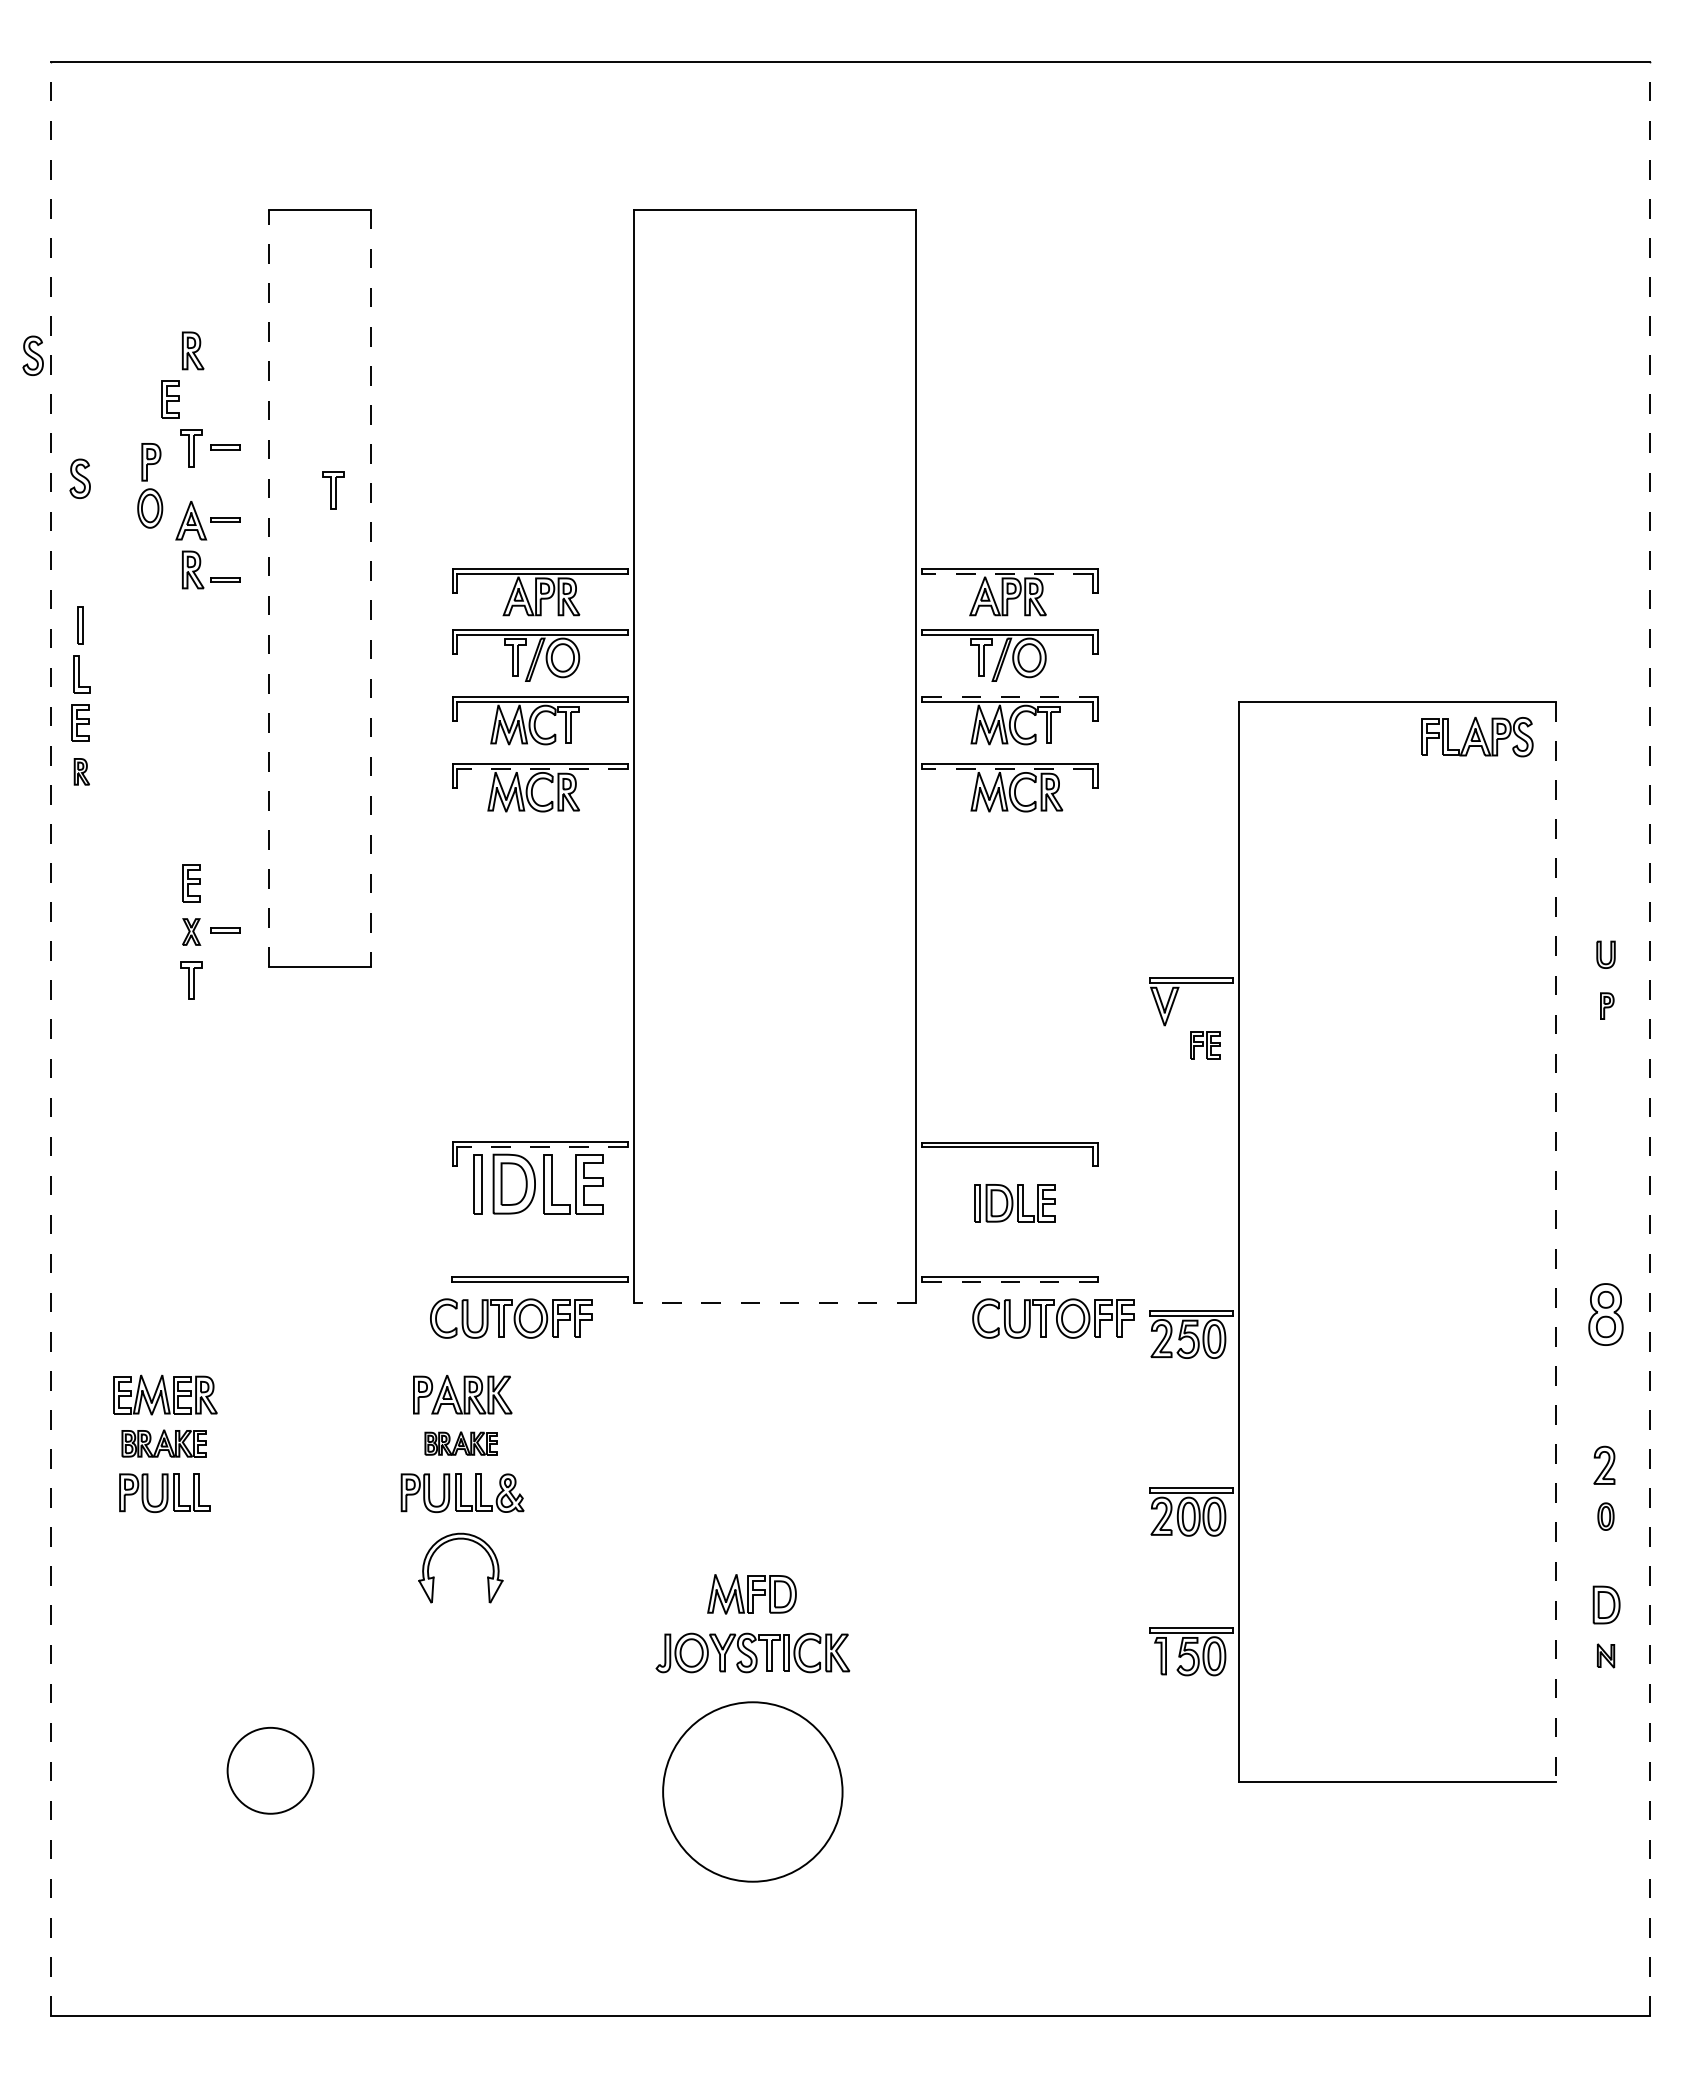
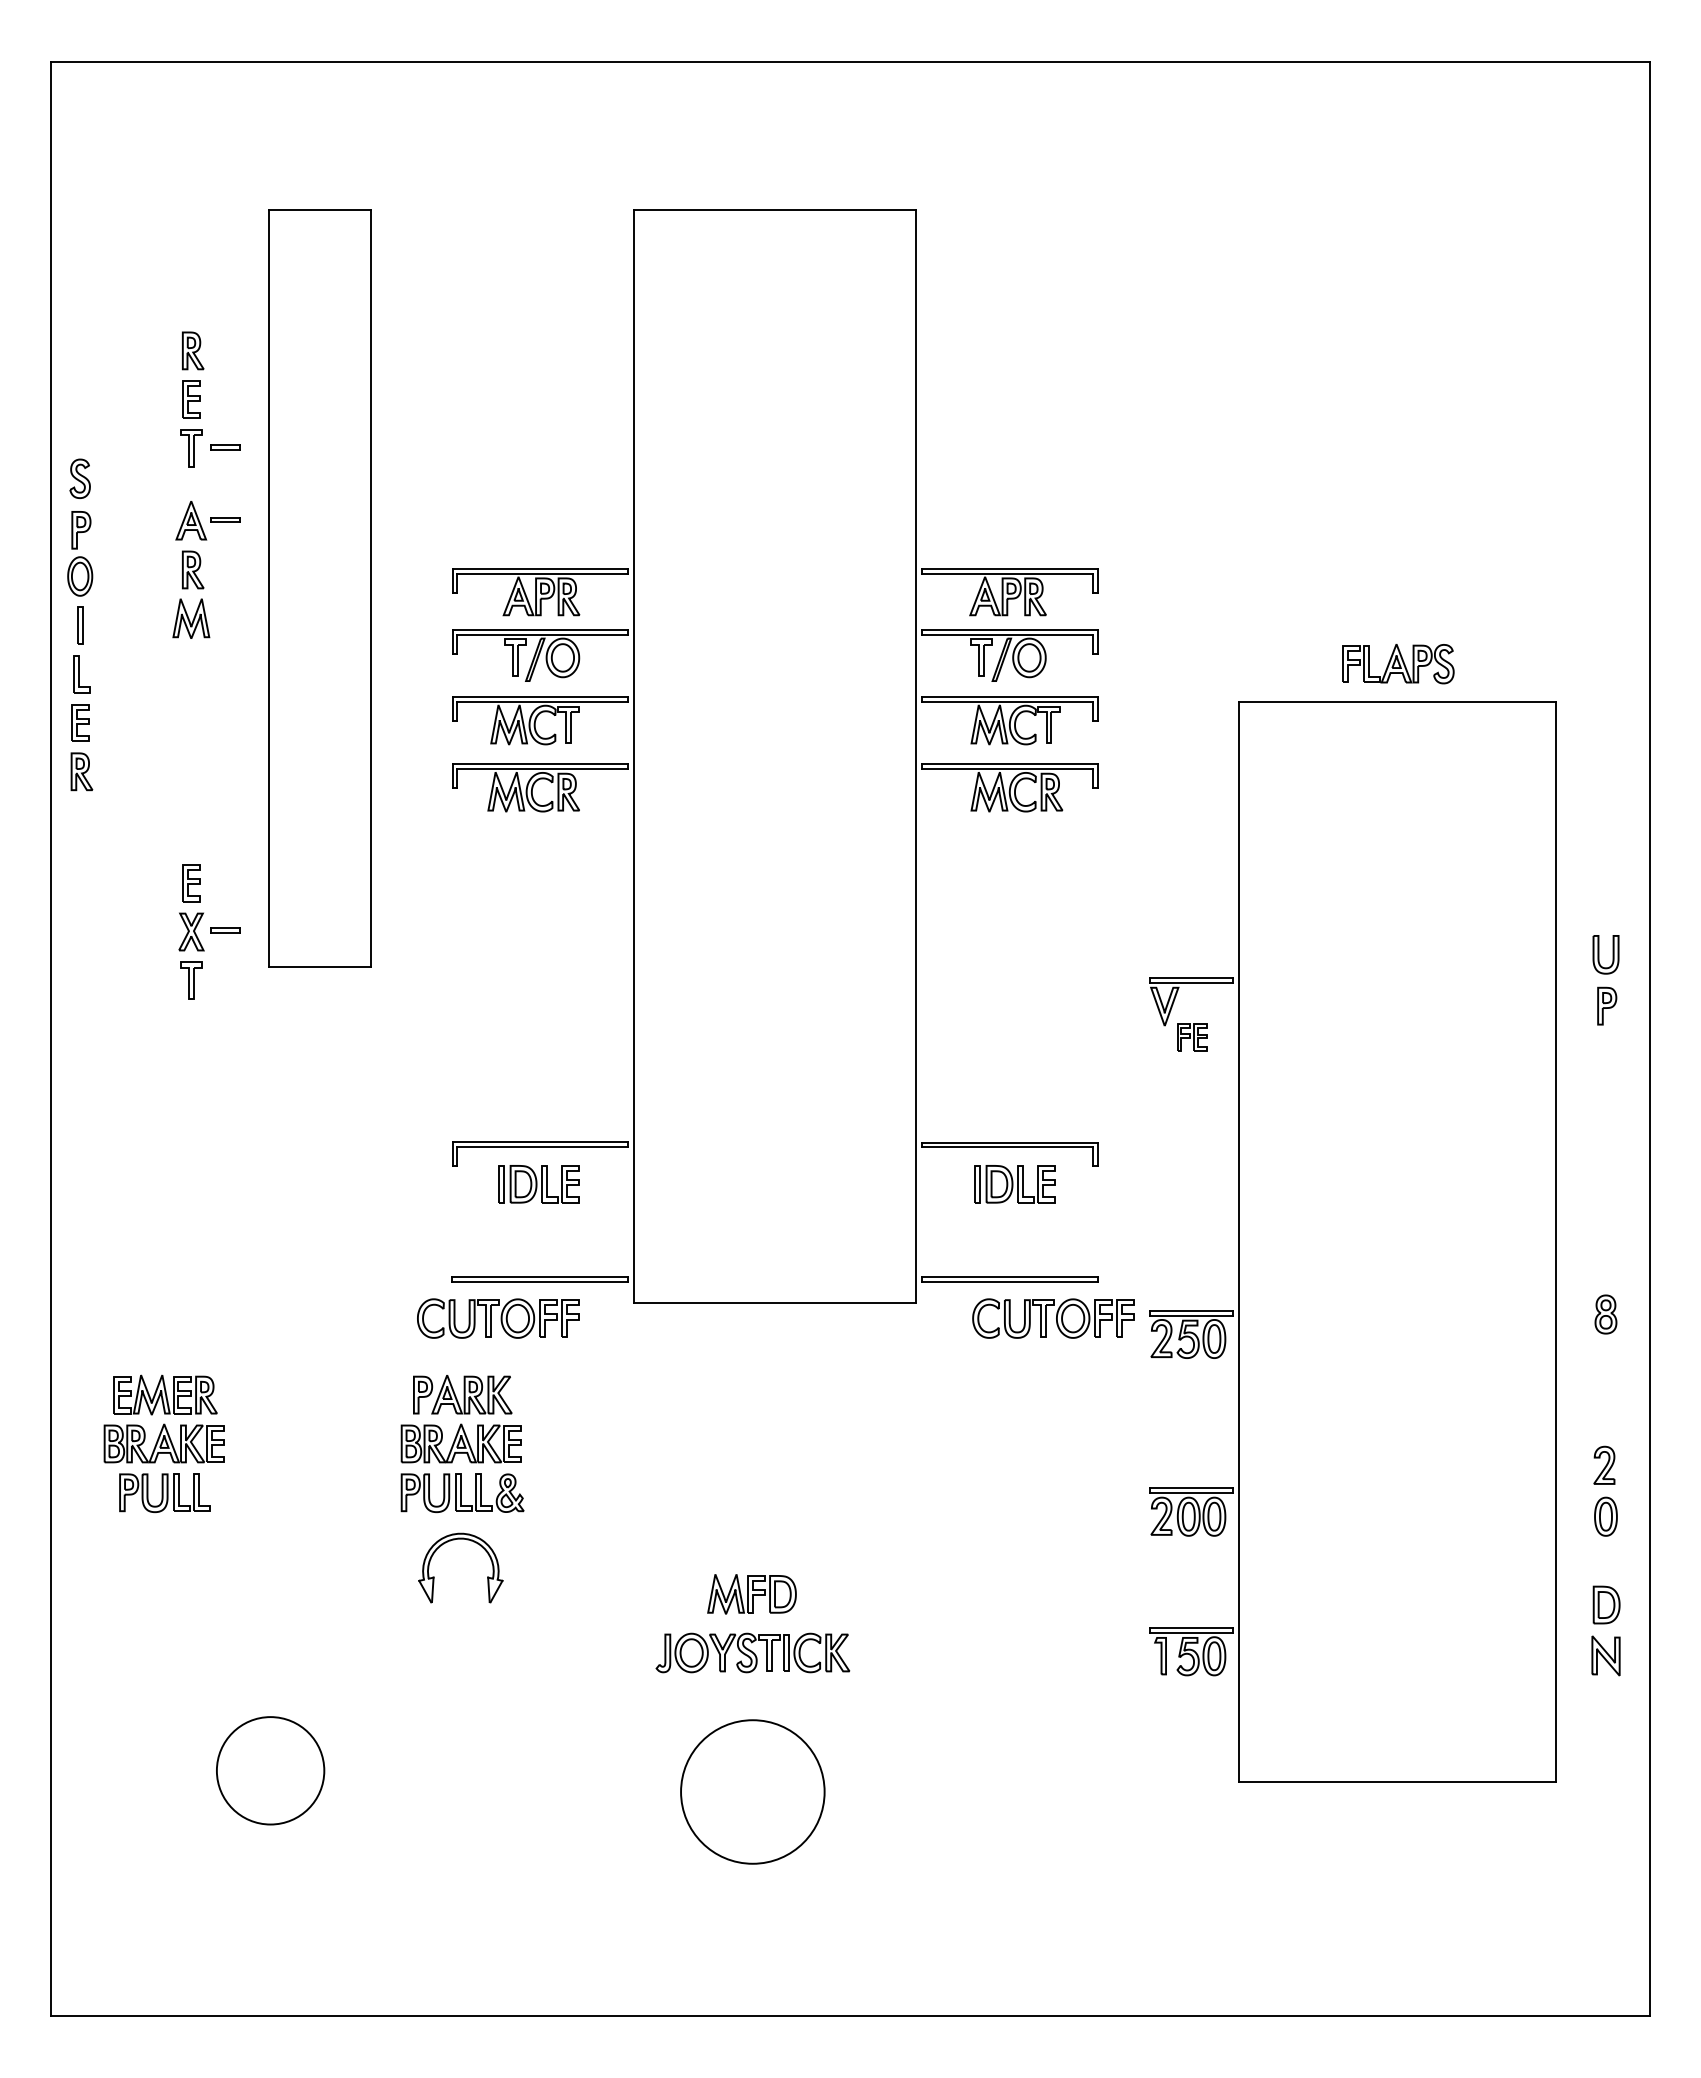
part: present -> none (32, 355)
part position: (170, 399) -> (191, 399) (191, 399)
part position: (150, 485) -> (80, 553) (80, 553)
part: present -> none (333, 490)
line: dashed -> solid (1007, 573)
part: present -> none (225, 579)
line: dashed -> solid (269, 588)
line: dashed -> solid (370, 588)
part: none -> present (191, 618)
line: dashed -> solid (1010, 696)
part position: (1477, 737) -> (1398, 664) (1398, 664)
line: dashed -> solid (542, 768)
line: dashed -> solid (1007, 768)
part size: 17x28 px -> 24x40 px (81, 771)
part size: 20x28 px -> 27x40 px (191, 931)
part size: 20x29 px -> 28x40 px (1605, 954)
part size: 15x28 px -> 21x40 px (1607, 1005)
line: dashed -> solid (50, 1039)
line: dashed -> solid (1650, 1039)
part position: (1205, 1045) -> (1192, 1037) (1192, 1037)
line: dashed -> solid (542, 1147)
part size: 131x62 px -> 82x39 px (538, 1184)
part position: (1014, 1203) -> (1014, 1184) (1014, 1184)
line: dashed -> solid (1555, 1242)
line: dashed -> solid (1010, 1281)
line: dashed -> solid (774, 1303)
part size: 36x63 px -> 24x41 px (1605, 1314)
part position: (511, 1318) -> (498, 1318) (498, 1318)
part size: 86x29 px -> 122x41 px (163, 1443)
part size: 74x25 px -> 122x41 px (460, 1443)
part size: 18x29 px -> 24x41 px (1605, 1516)
part size: 19x26 px -> 30x42 px (1605, 1655)
circle diameter: 86 px -> 107 px (270, 1770)
circle diameter: 179 px -> 144 px (752, 1791)
